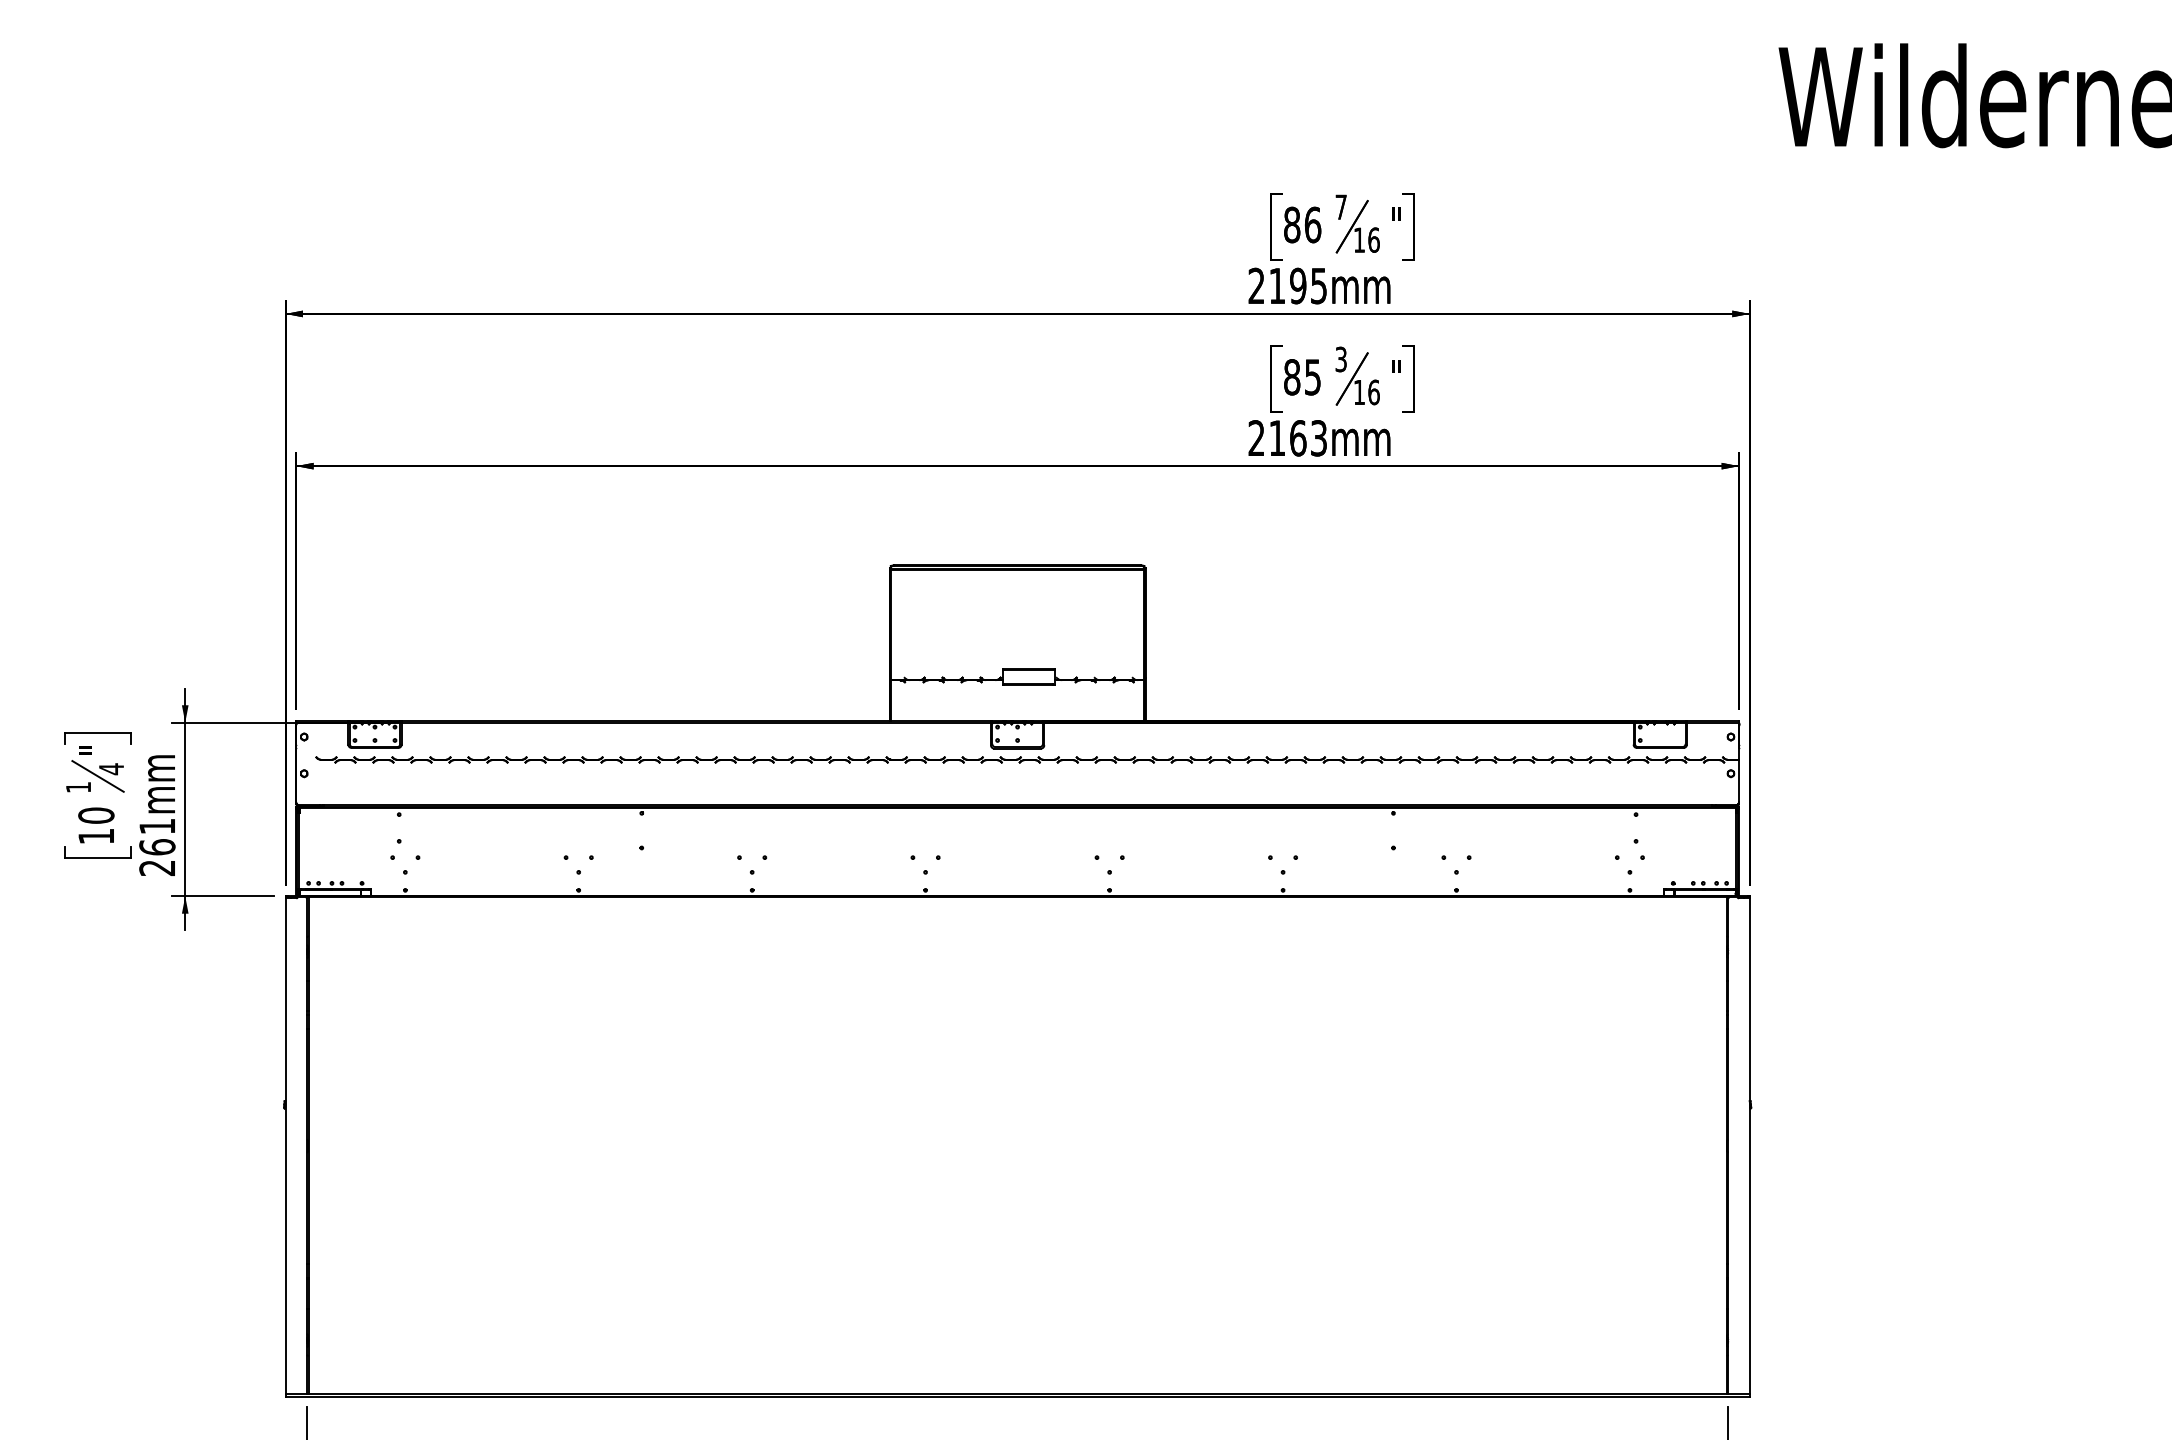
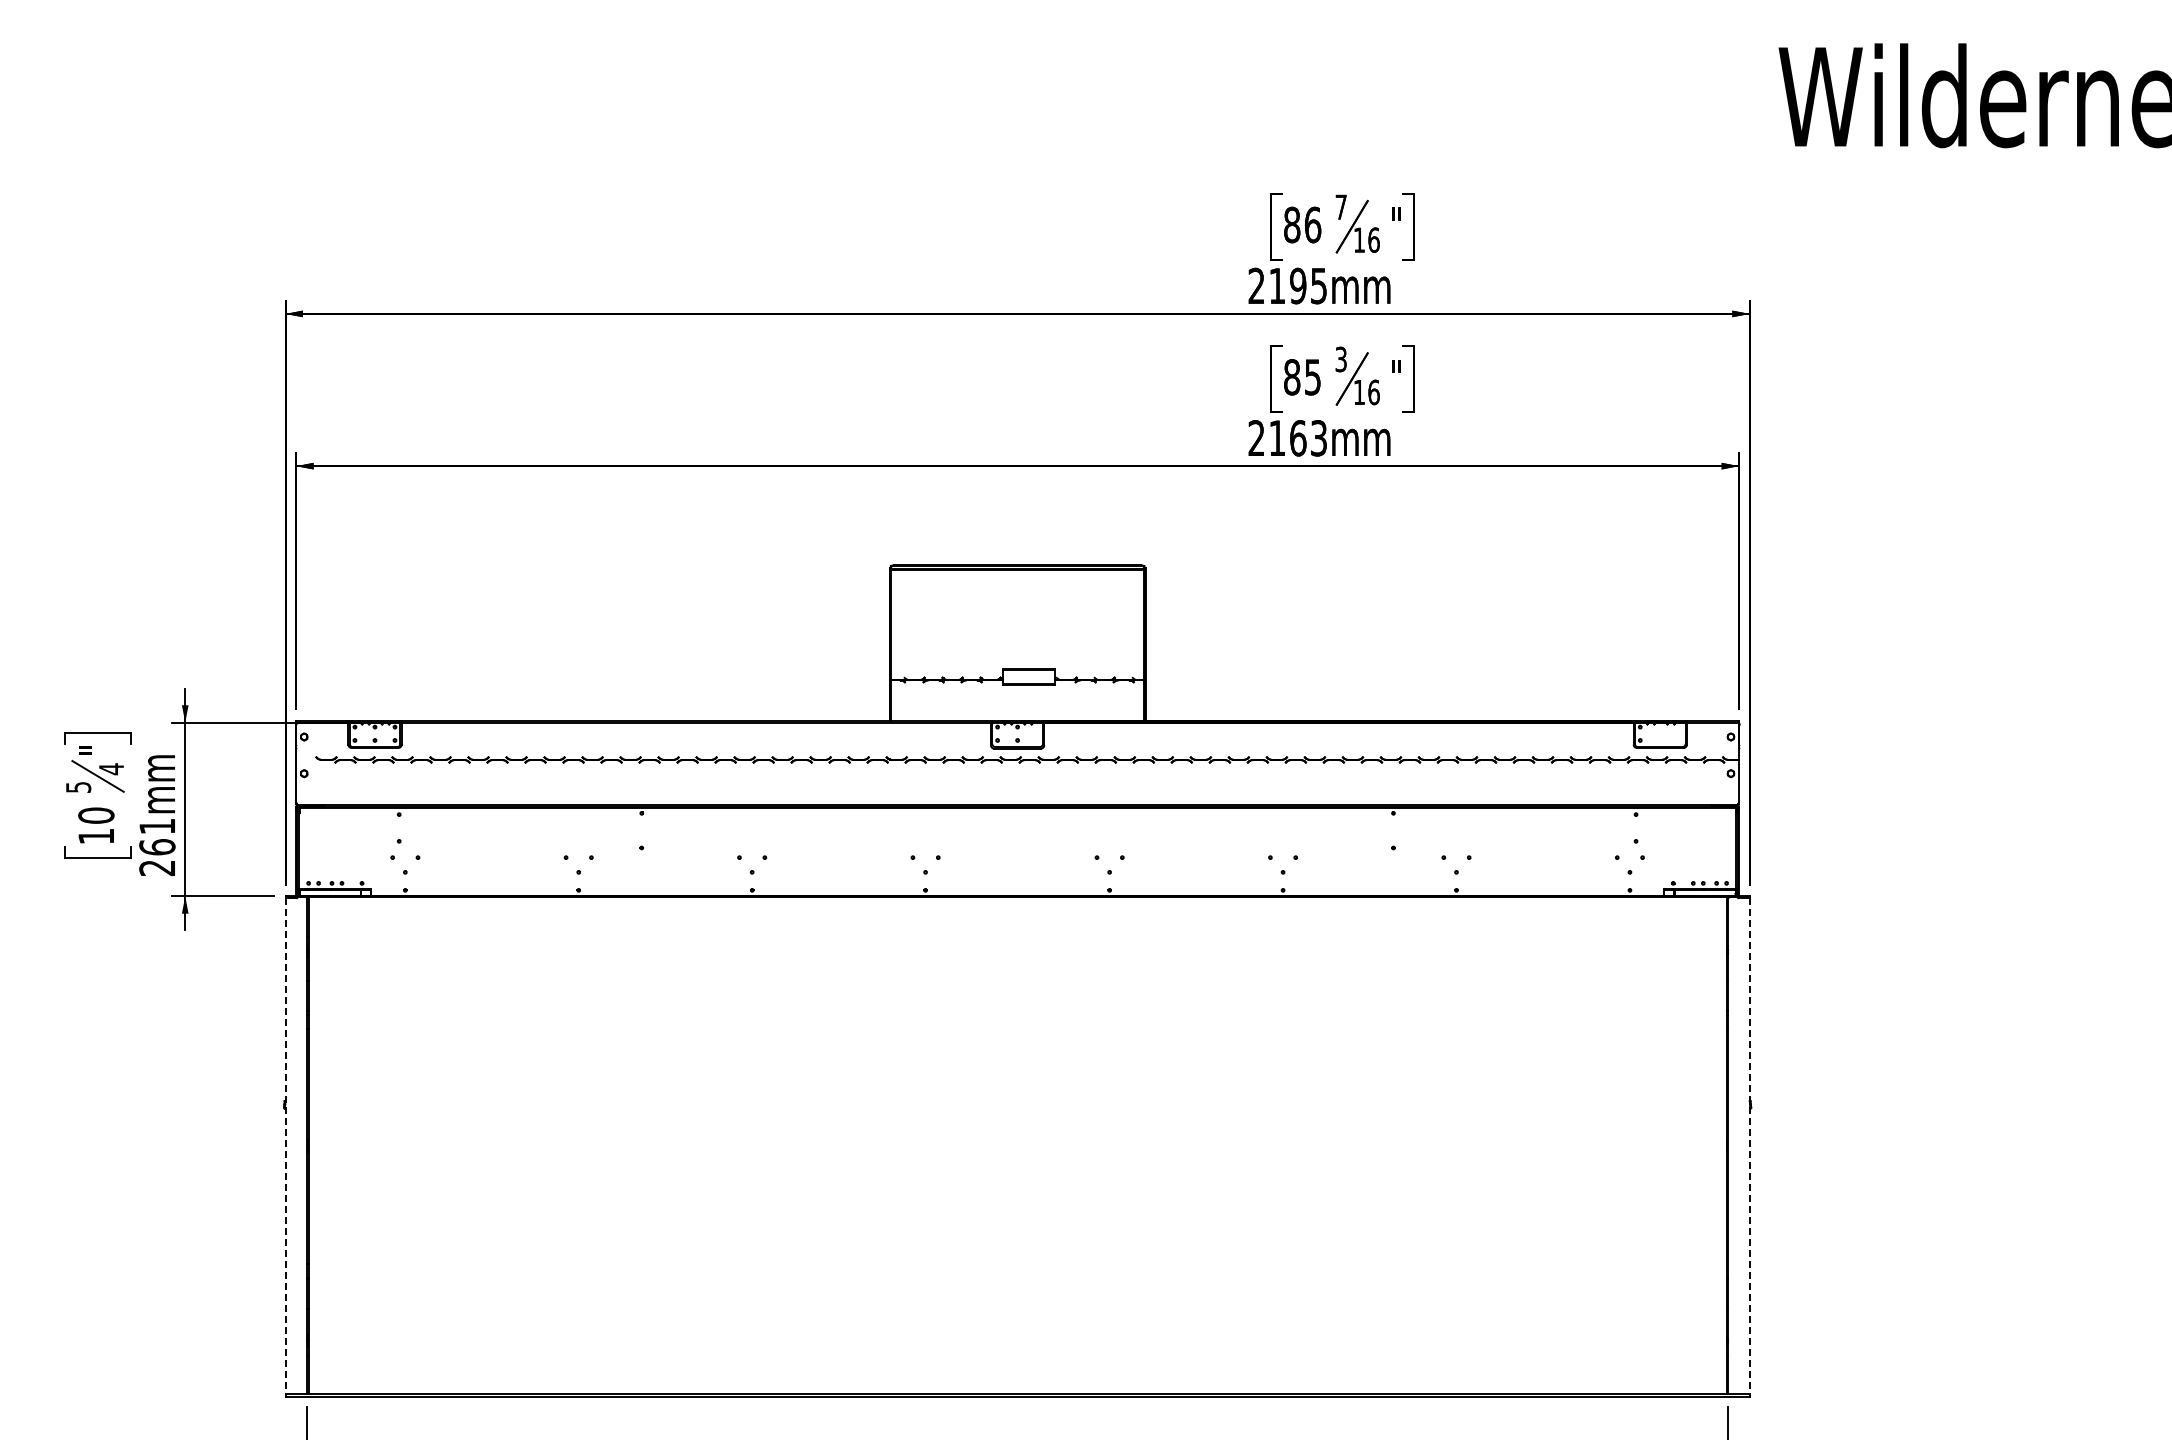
text: 1 -> 5 (78, 787)
line: solid -> dashed (285, 1146)
line: solid -> dashed (1749, 1146)
